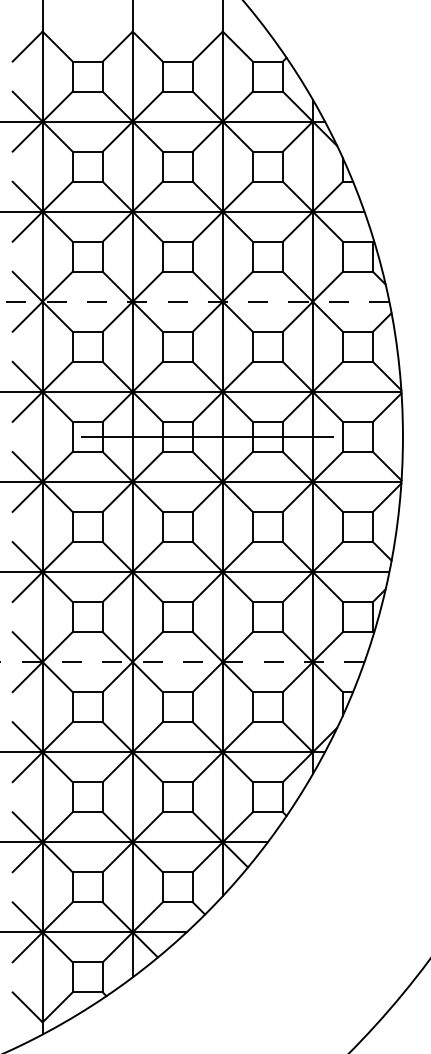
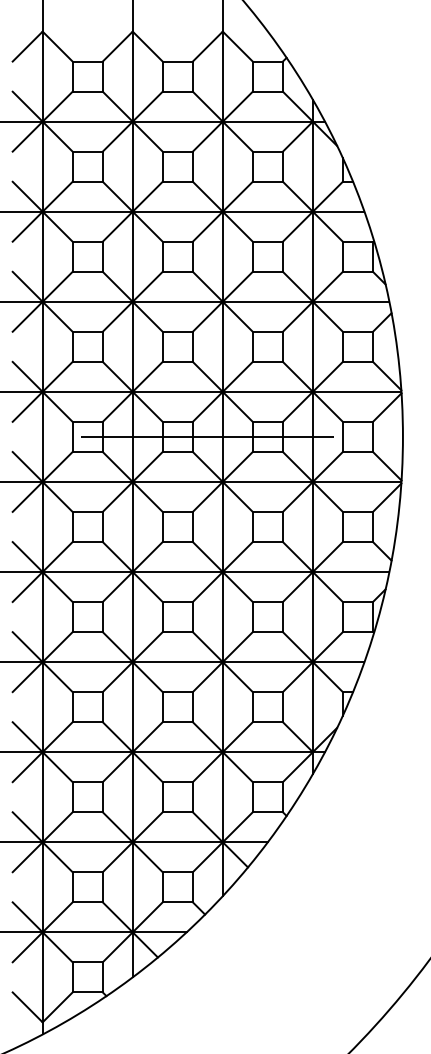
line: dashed -> solid (194, 301)
line: dashed -> solid (182, 662)
